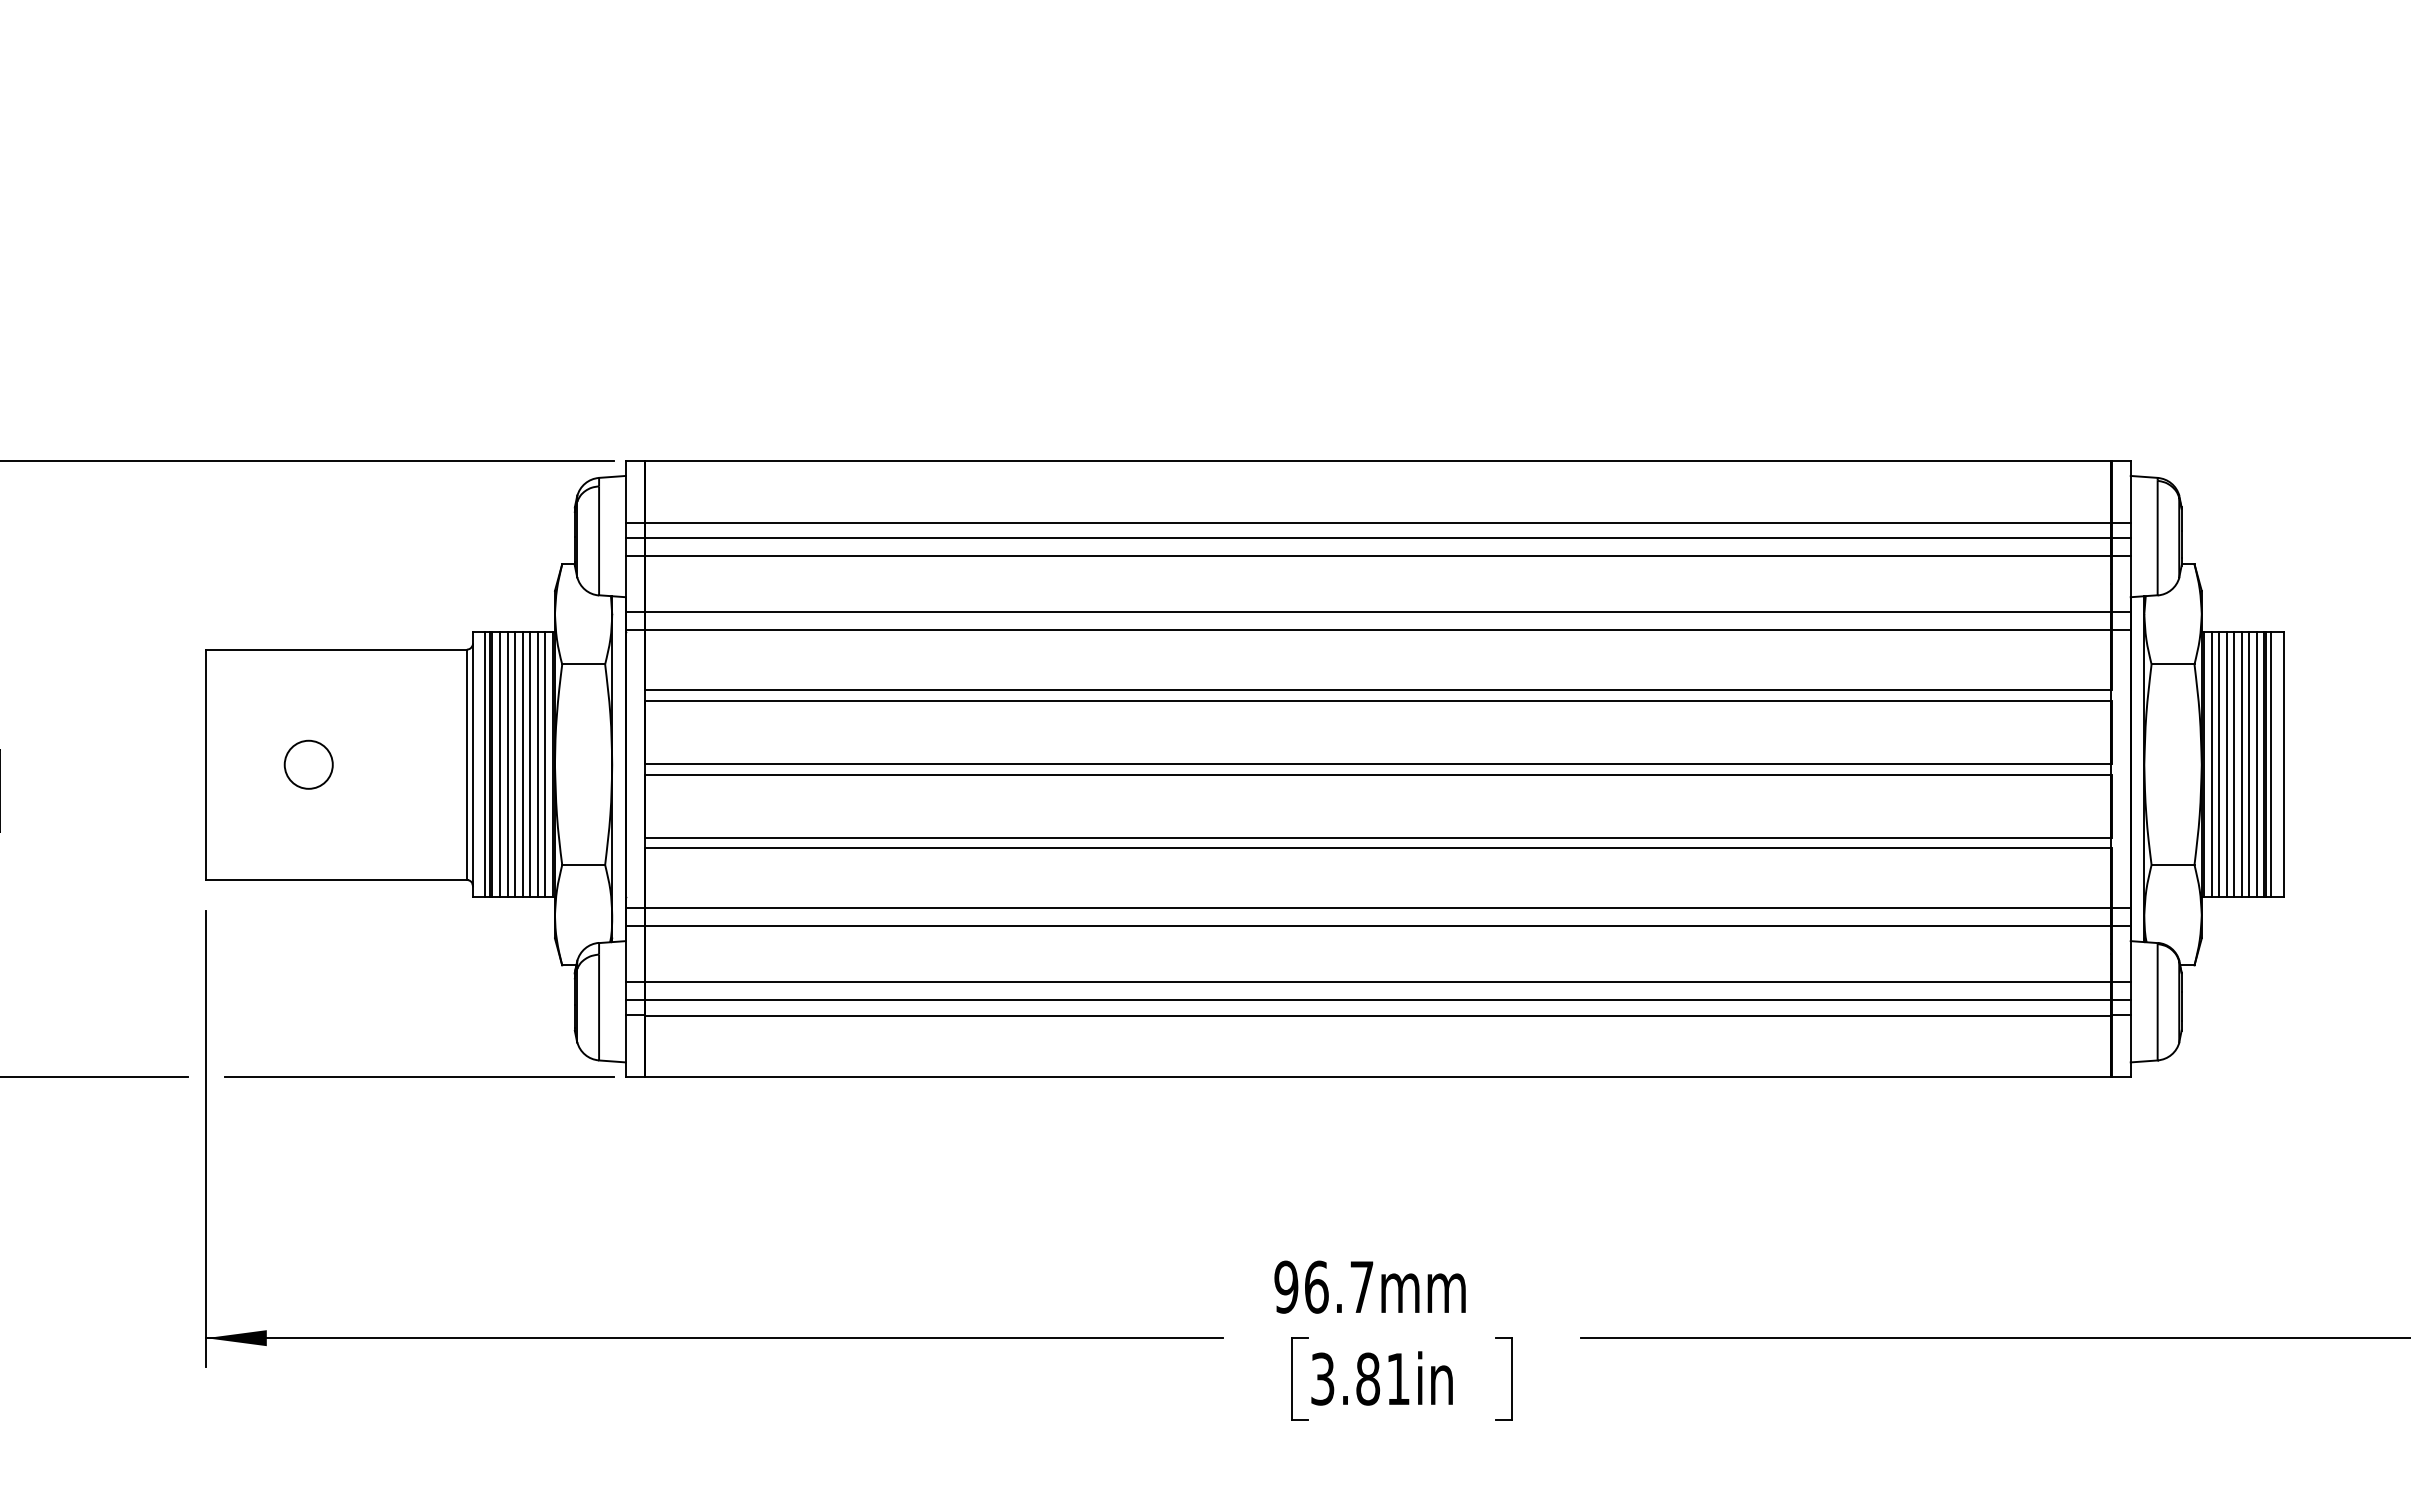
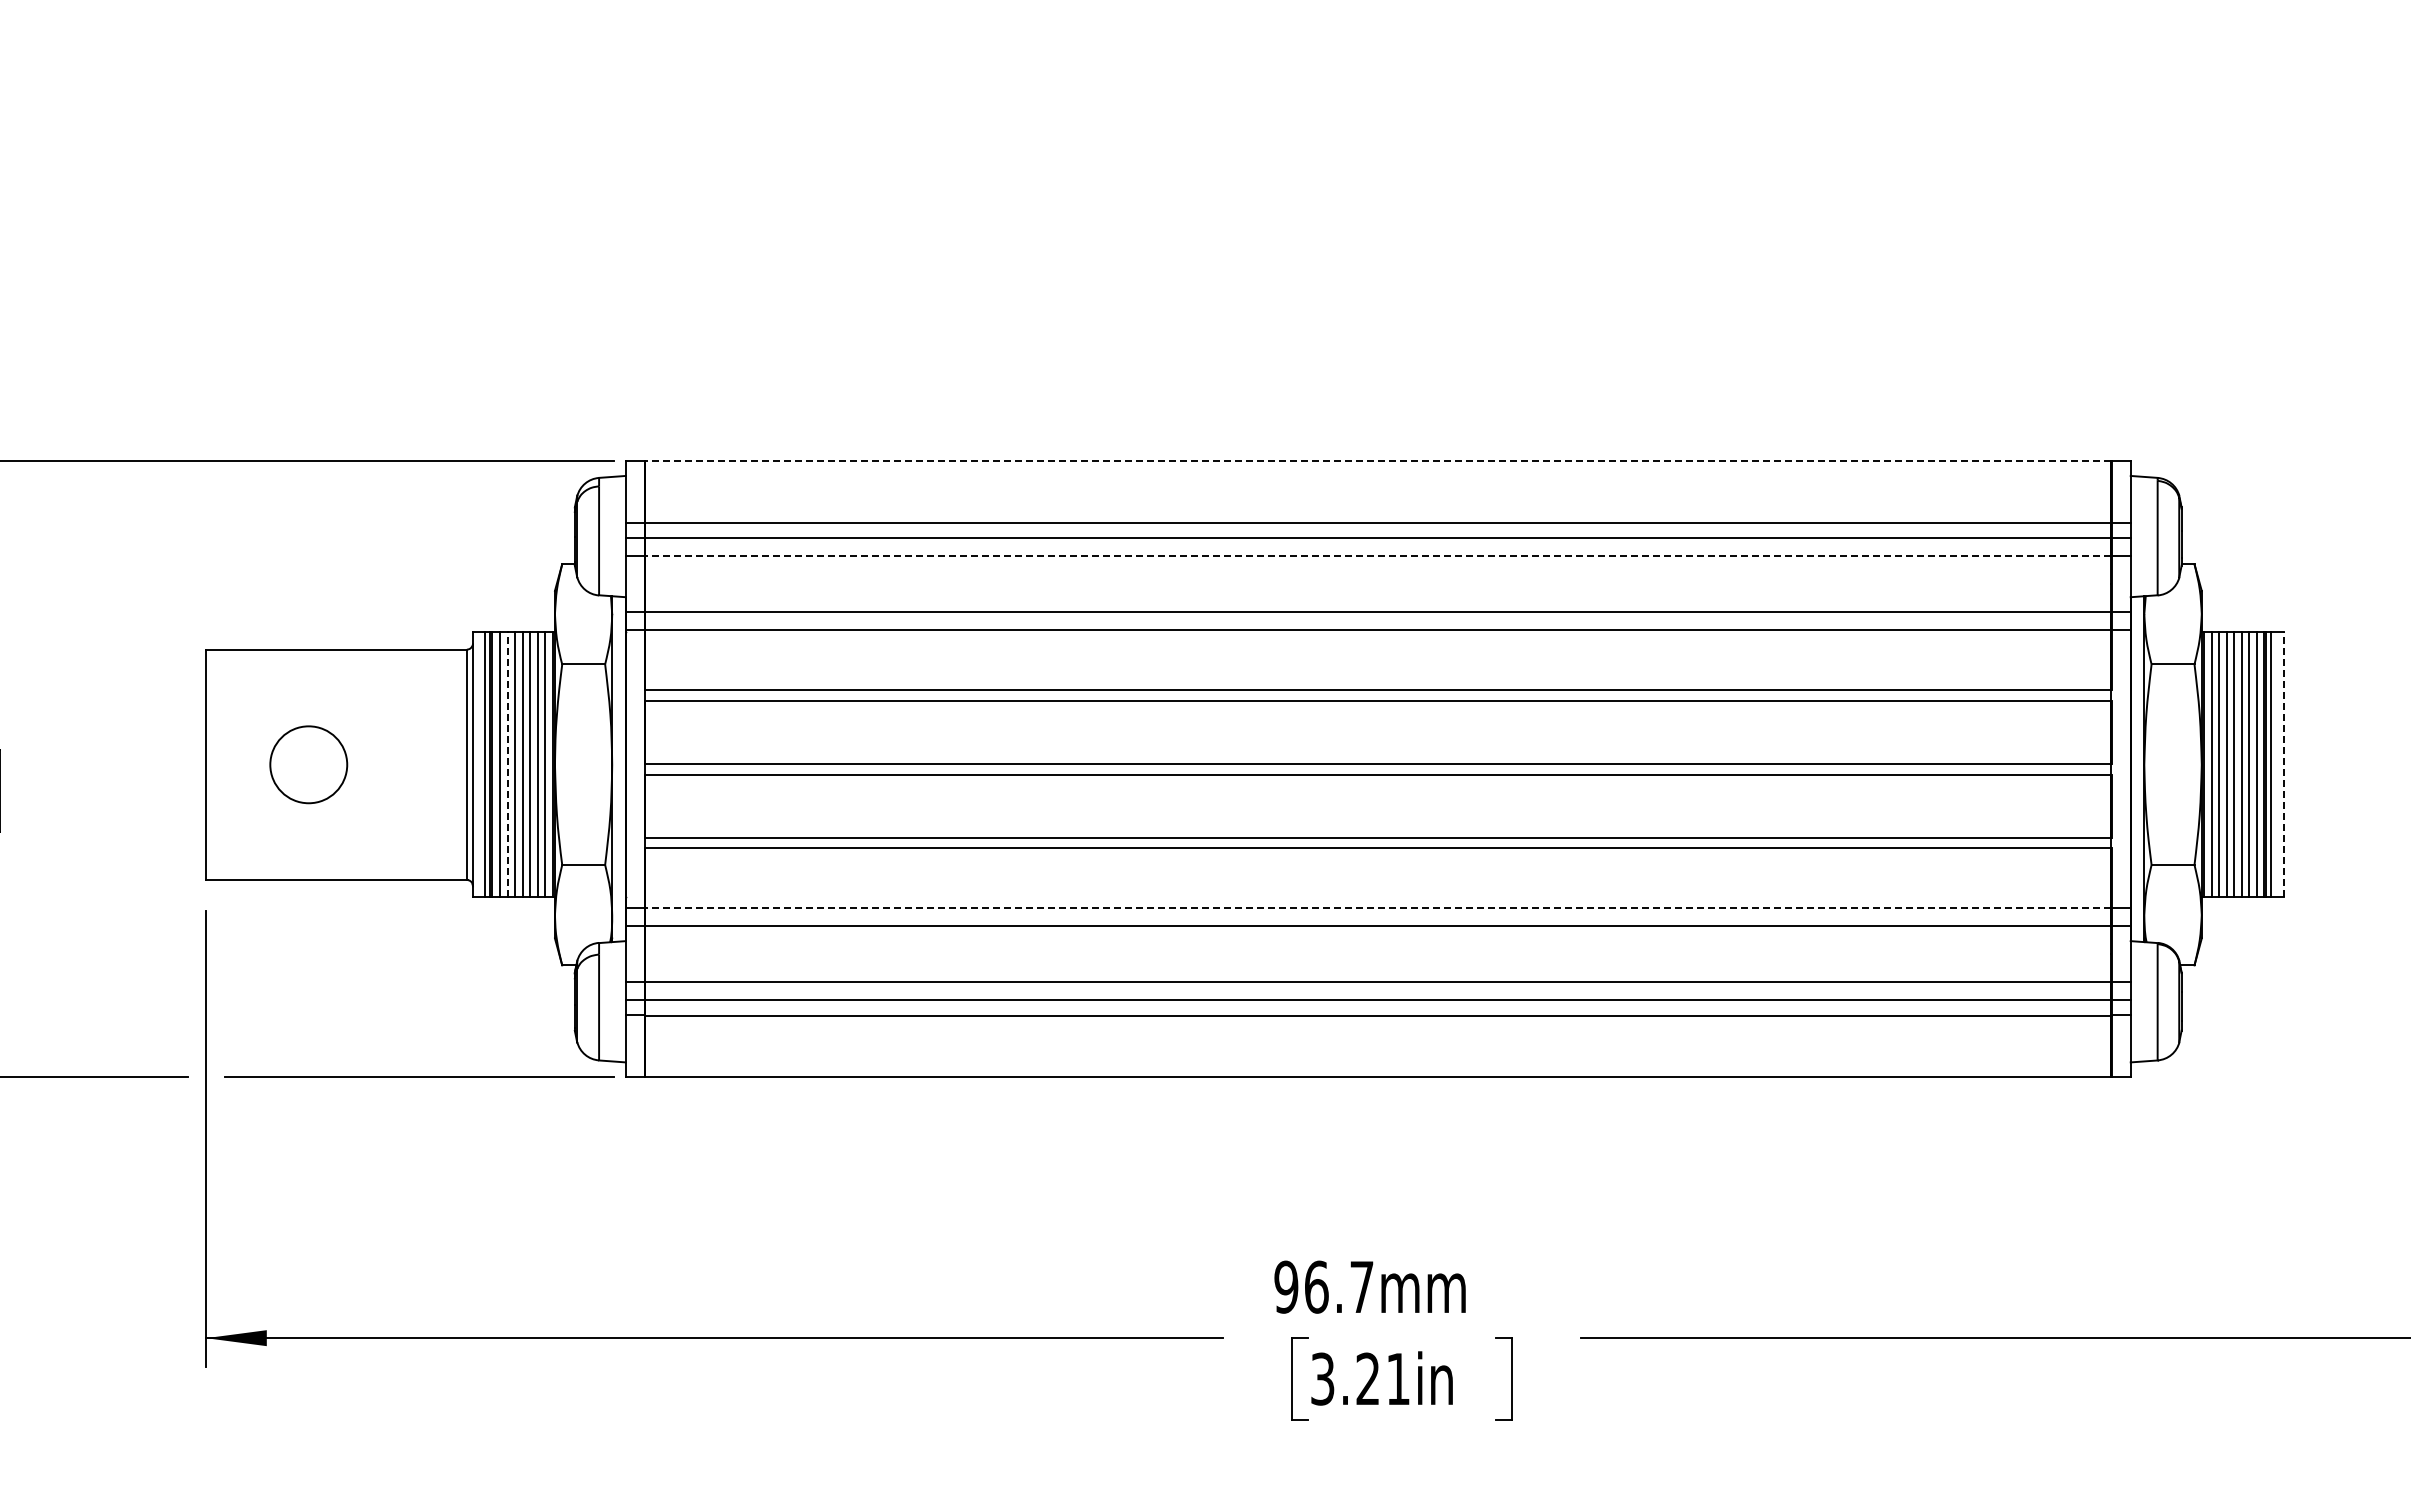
line: solid -> dashed (1377, 461)
line: solid -> dashed (1377, 556)
circle diameter: 48 px -> 77 px (308, 764)
line: solid -> dashed (507, 764)
line: solid -> dashed (2283, 764)
line: solid -> dashed (1377, 907)
text: 3.81in -> 3.21in (1368, 1378)
